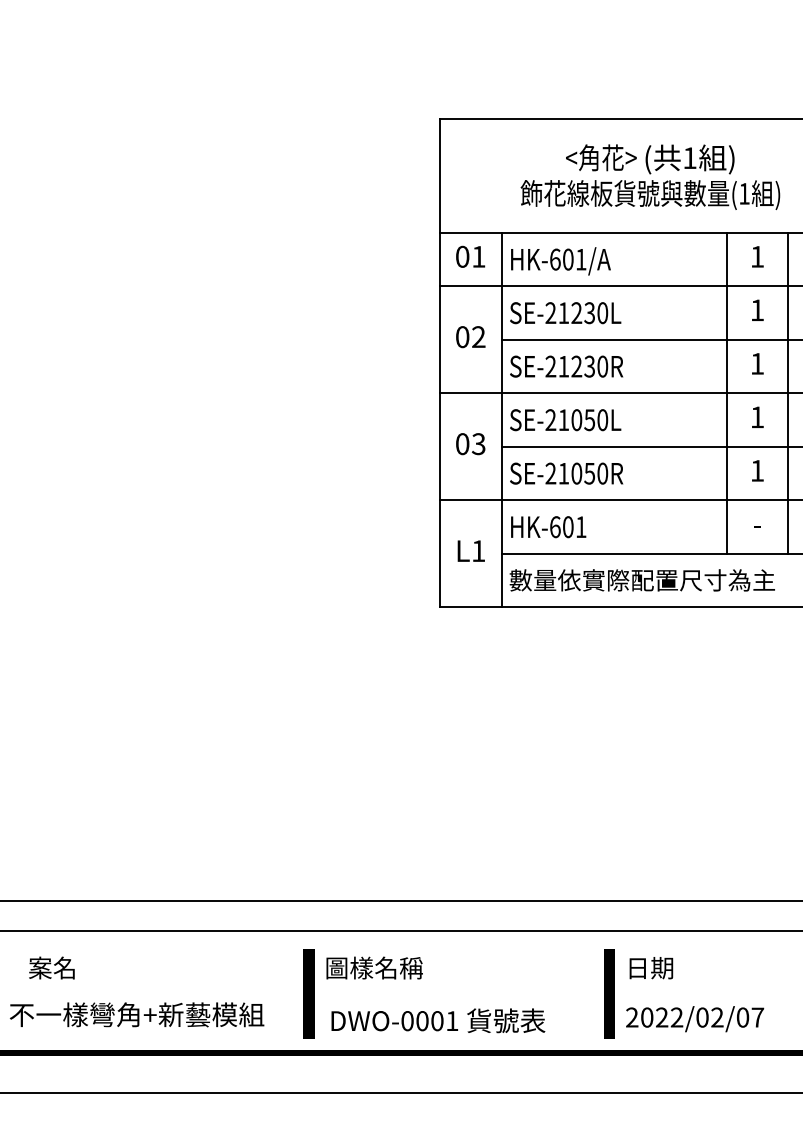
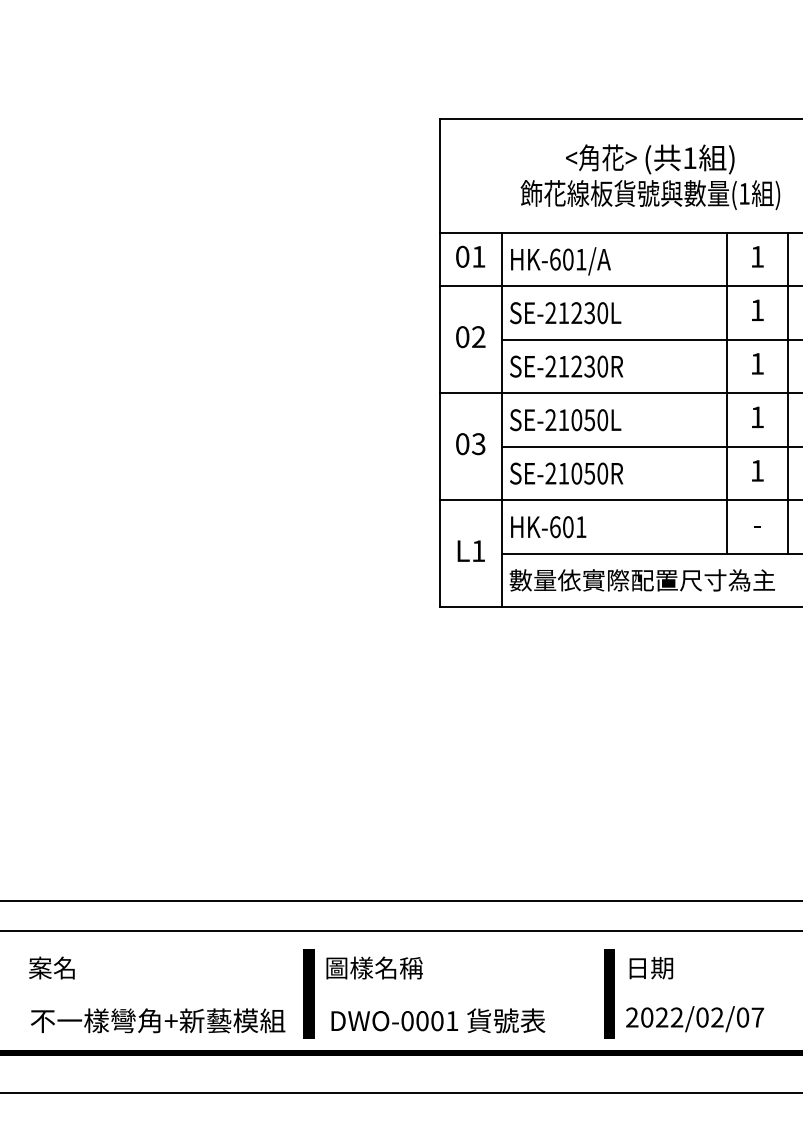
text position: (137, 1014) -> (158, 1020) (158, 1020)
